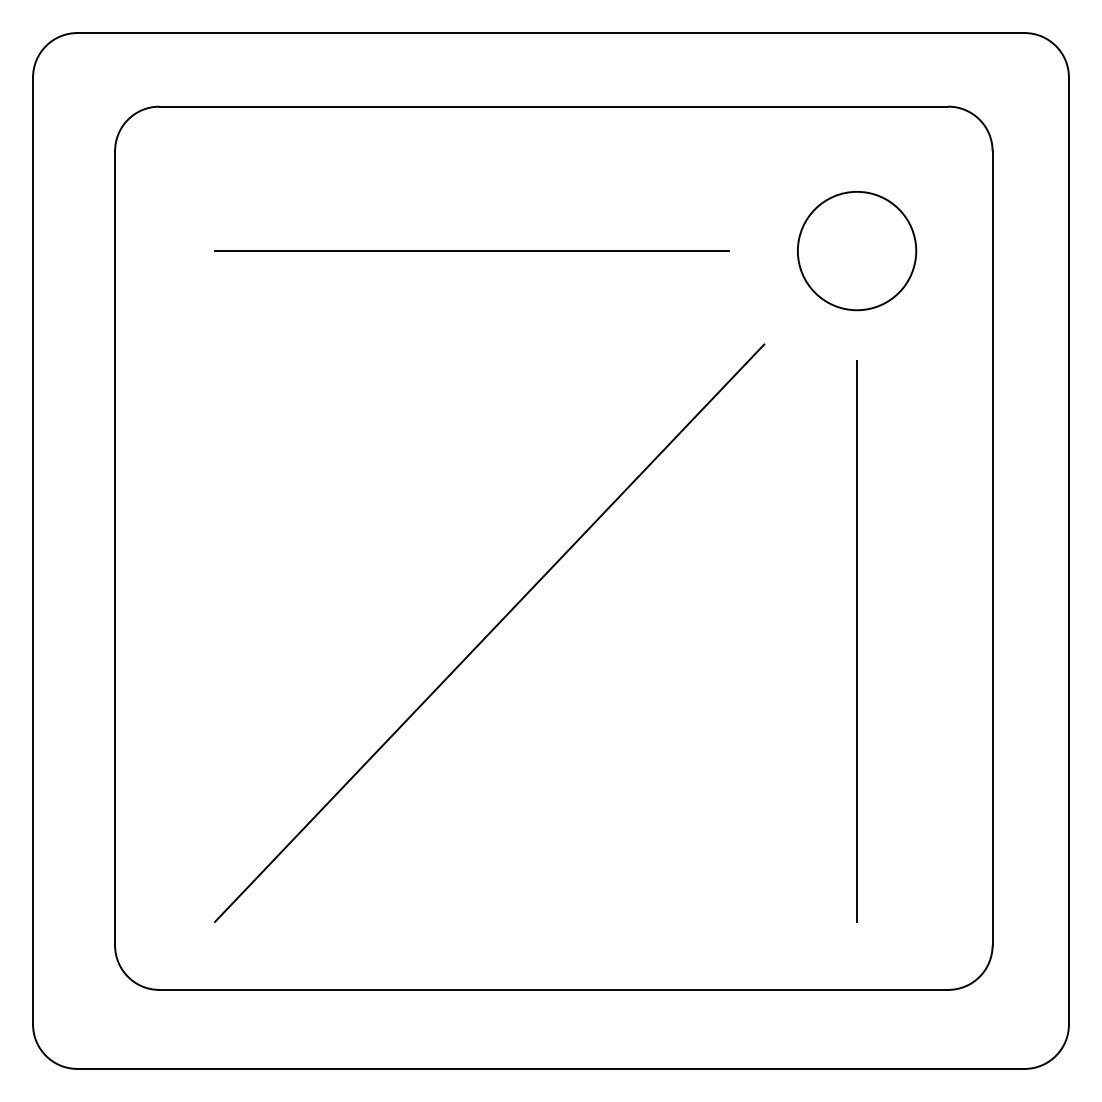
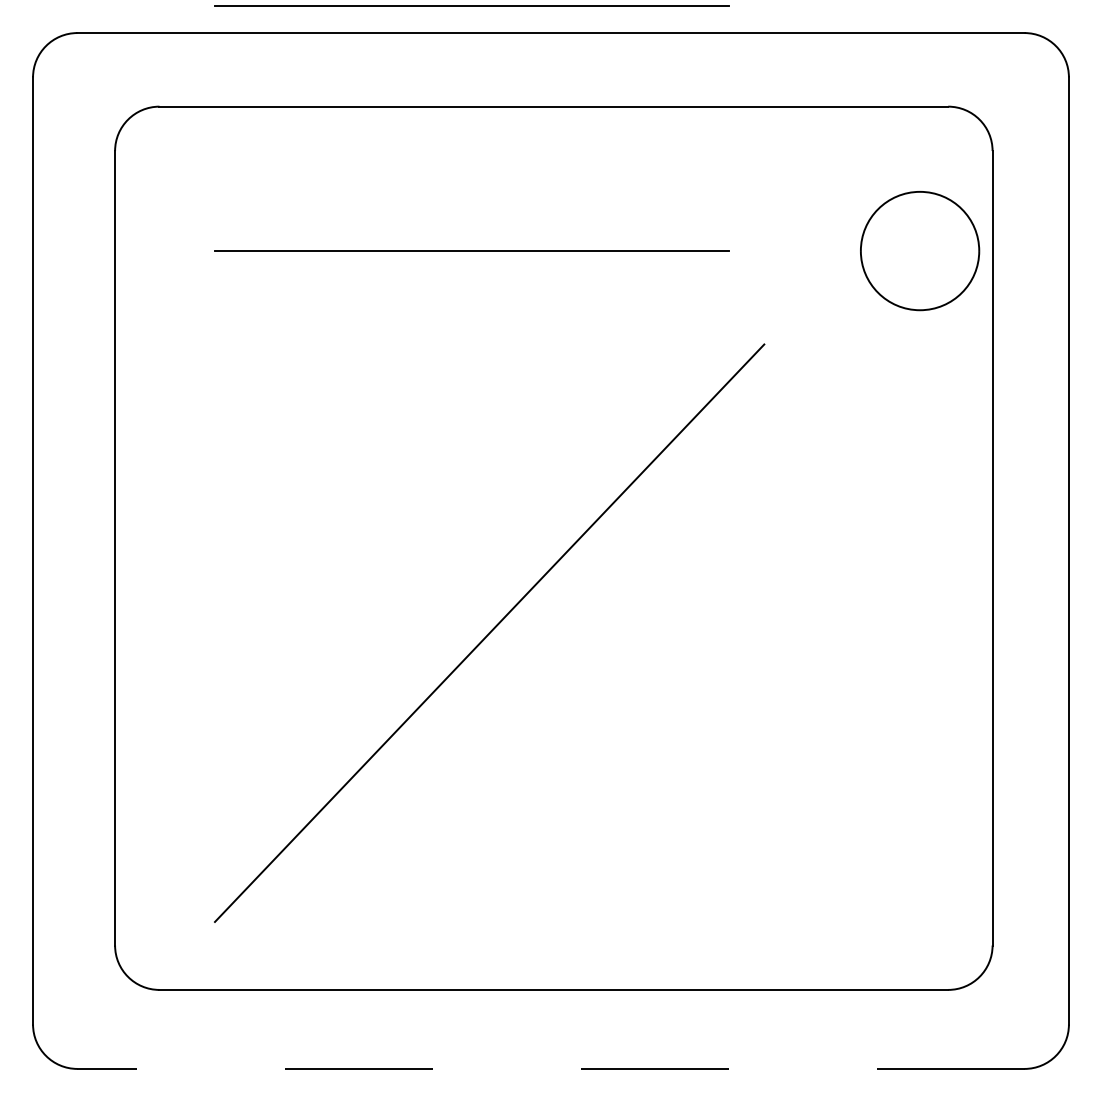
line: none -> present (471, 5)
part position: (857, 251) -> (920, 251) (920, 251)
line: present -> none (857, 641)
line: solid -> dashed (550, 1068)
